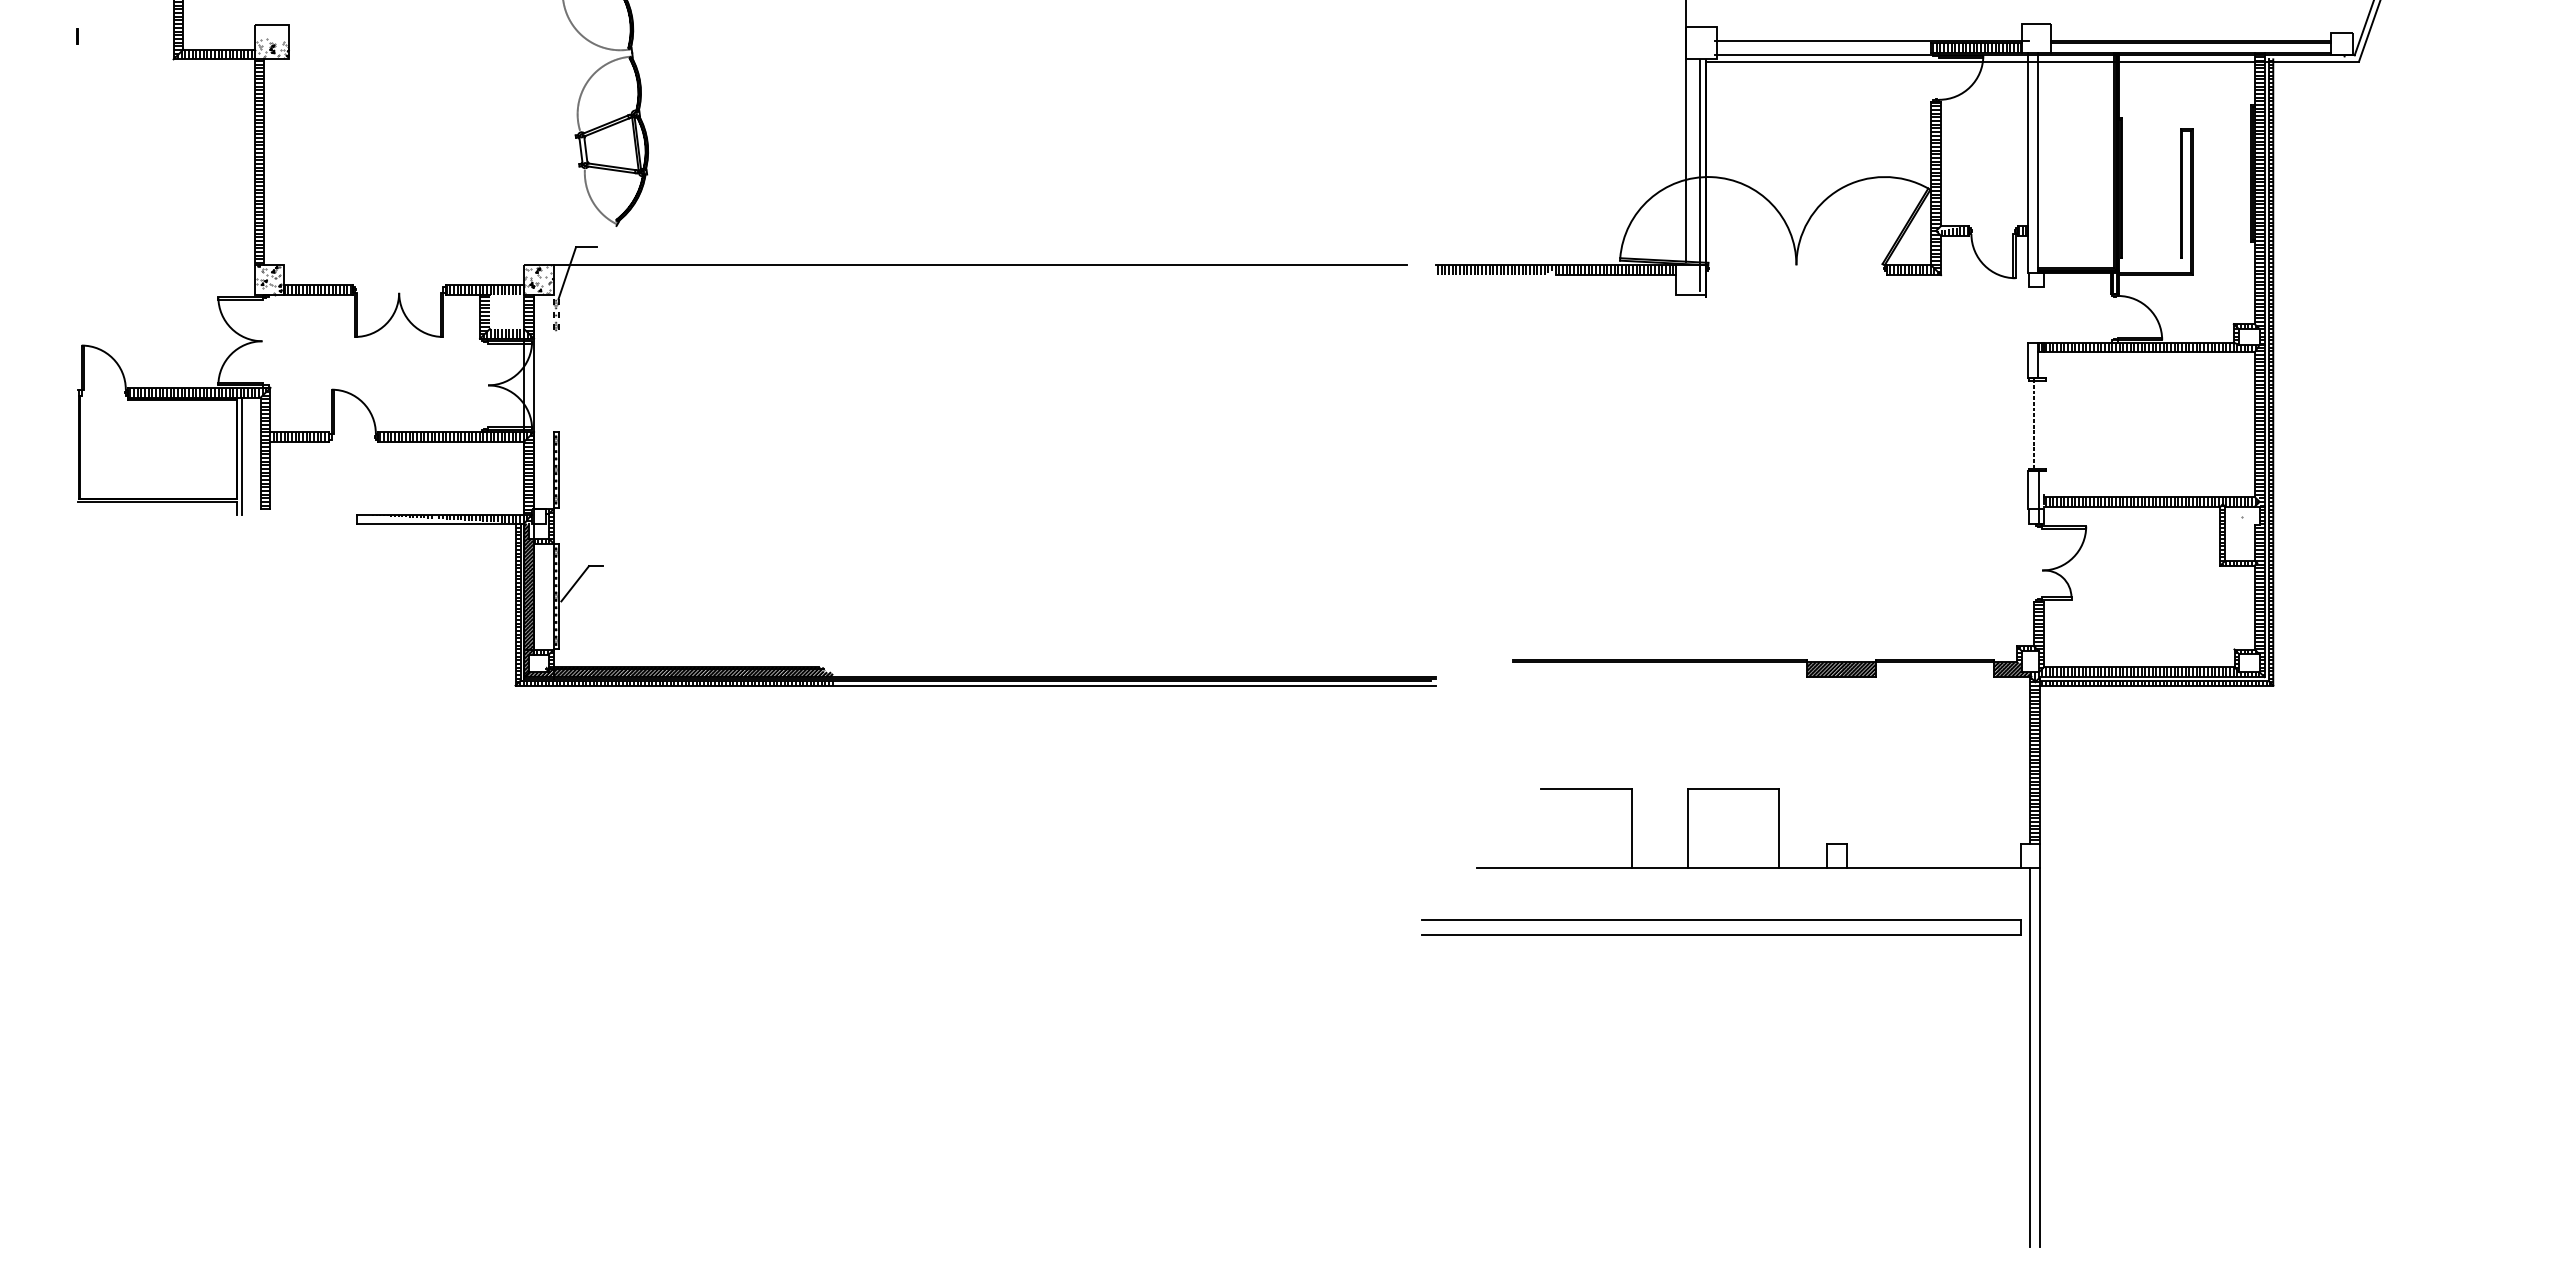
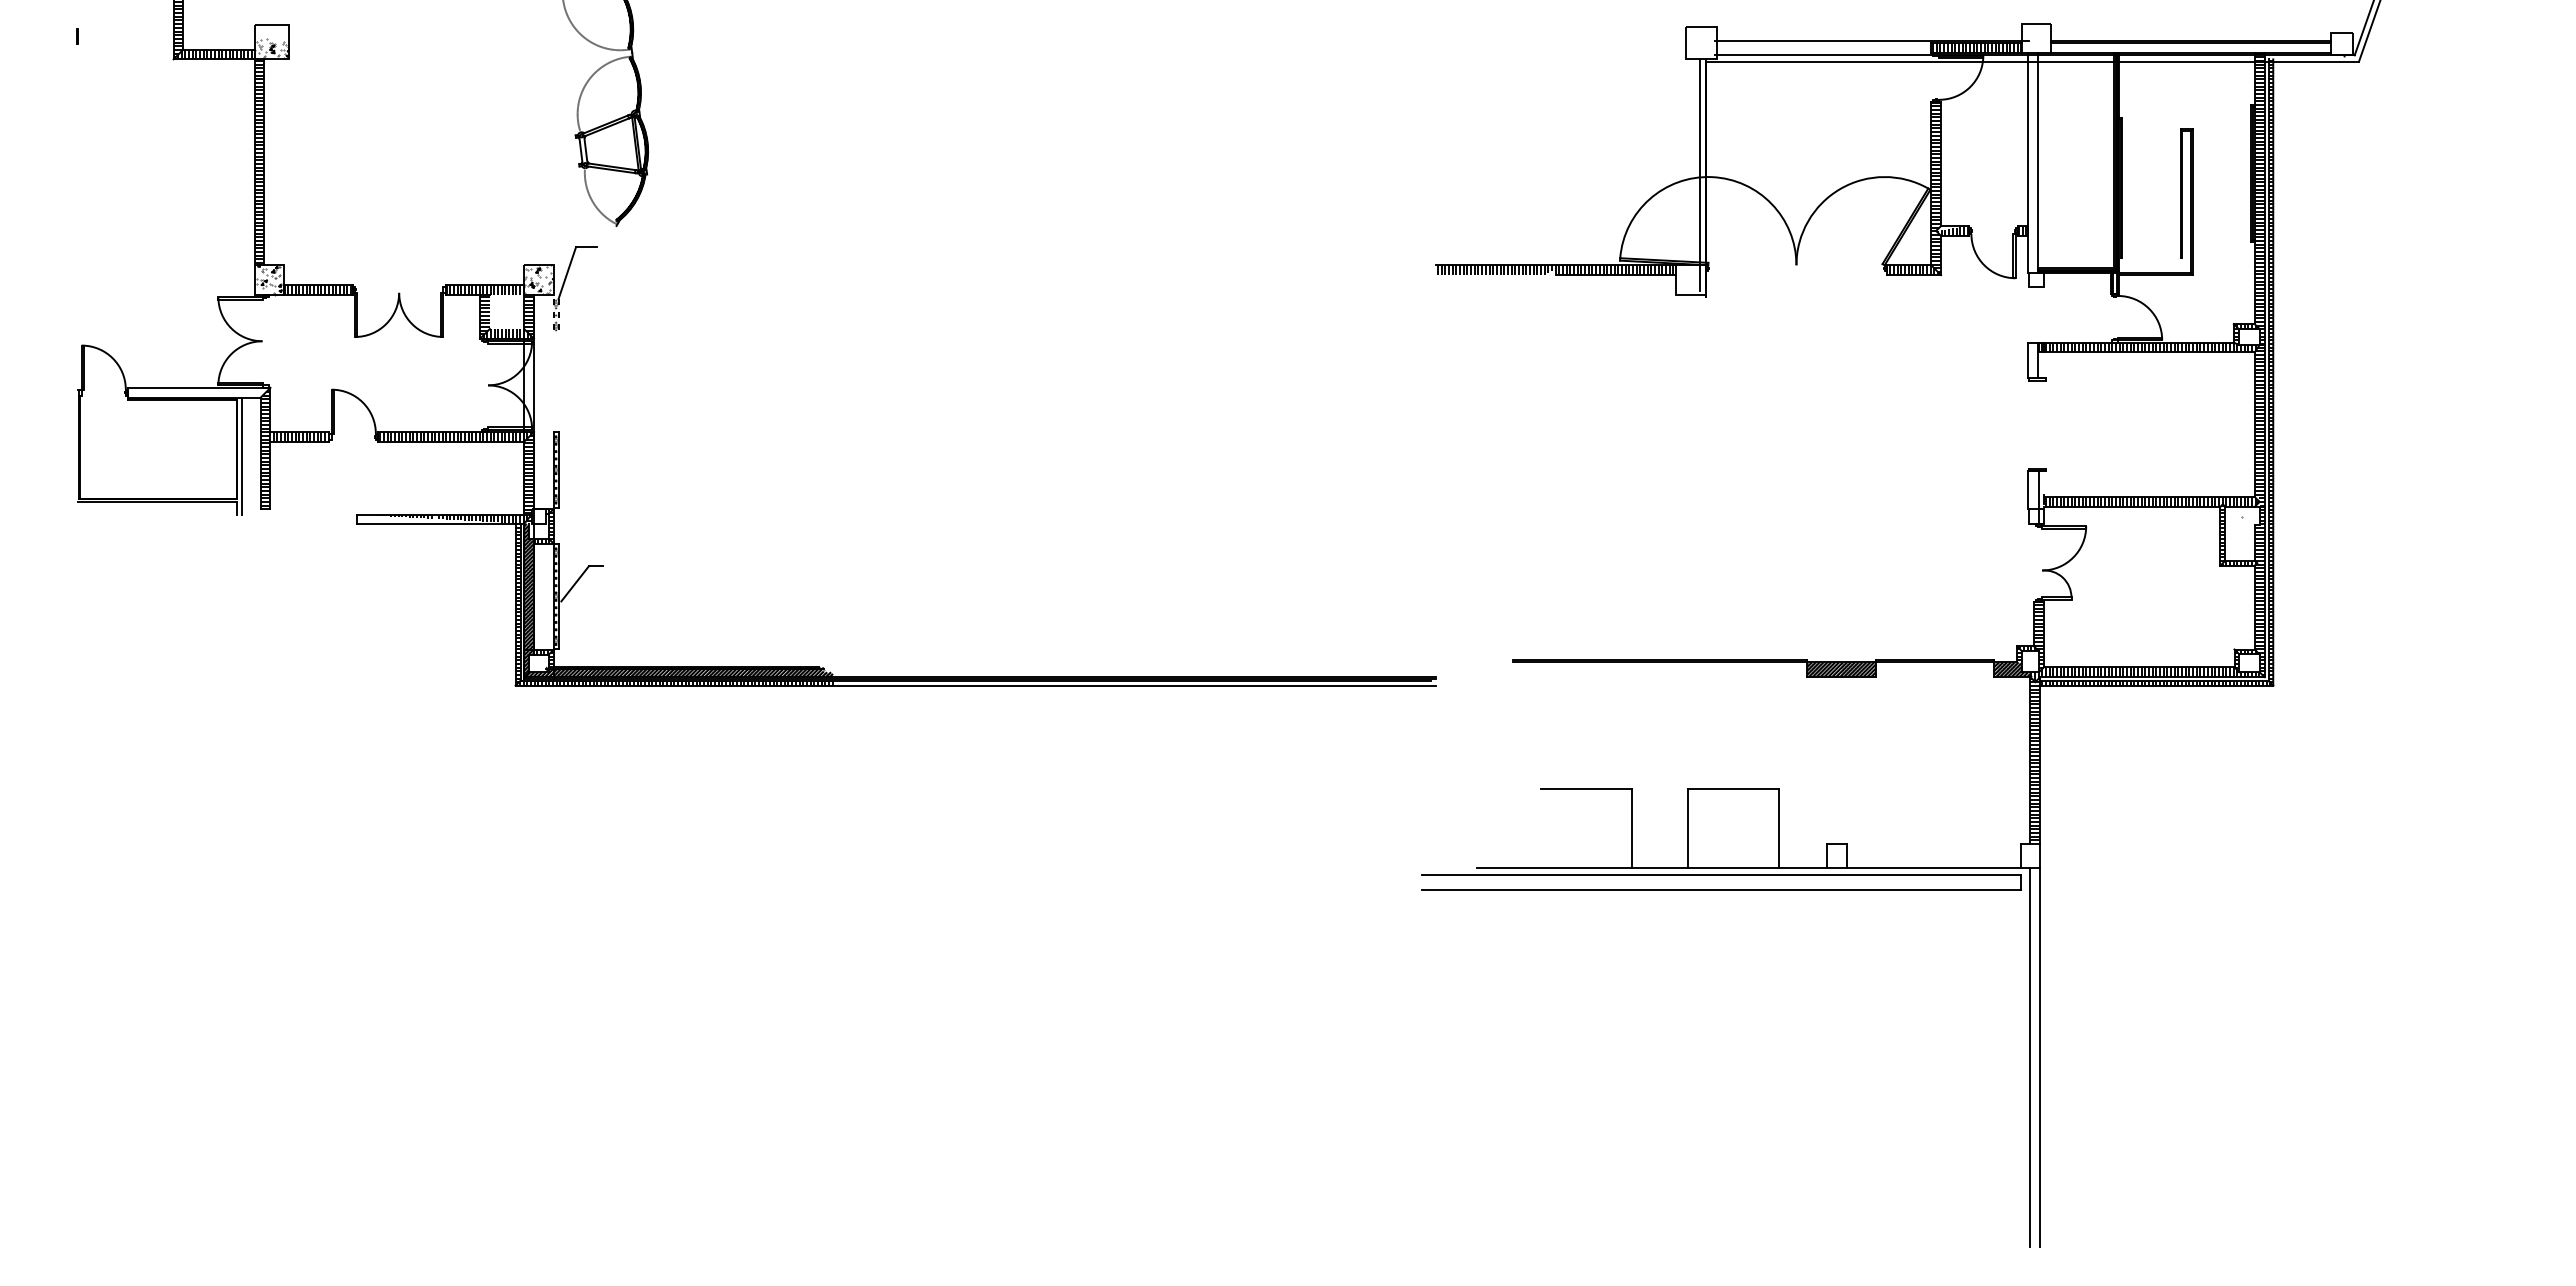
line: present -> none (1685, 131)
line: present -> none (979, 265)
hatch: present -> none (200, 392)
line: present -> none (2034, 424)
part position: (1721, 920) -> (1721, 875) (1721, 875)
